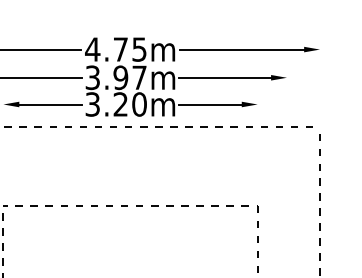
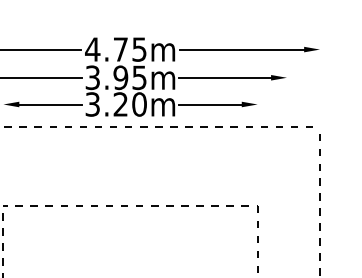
text: 3.97m -> 3.95m (139, 77)
